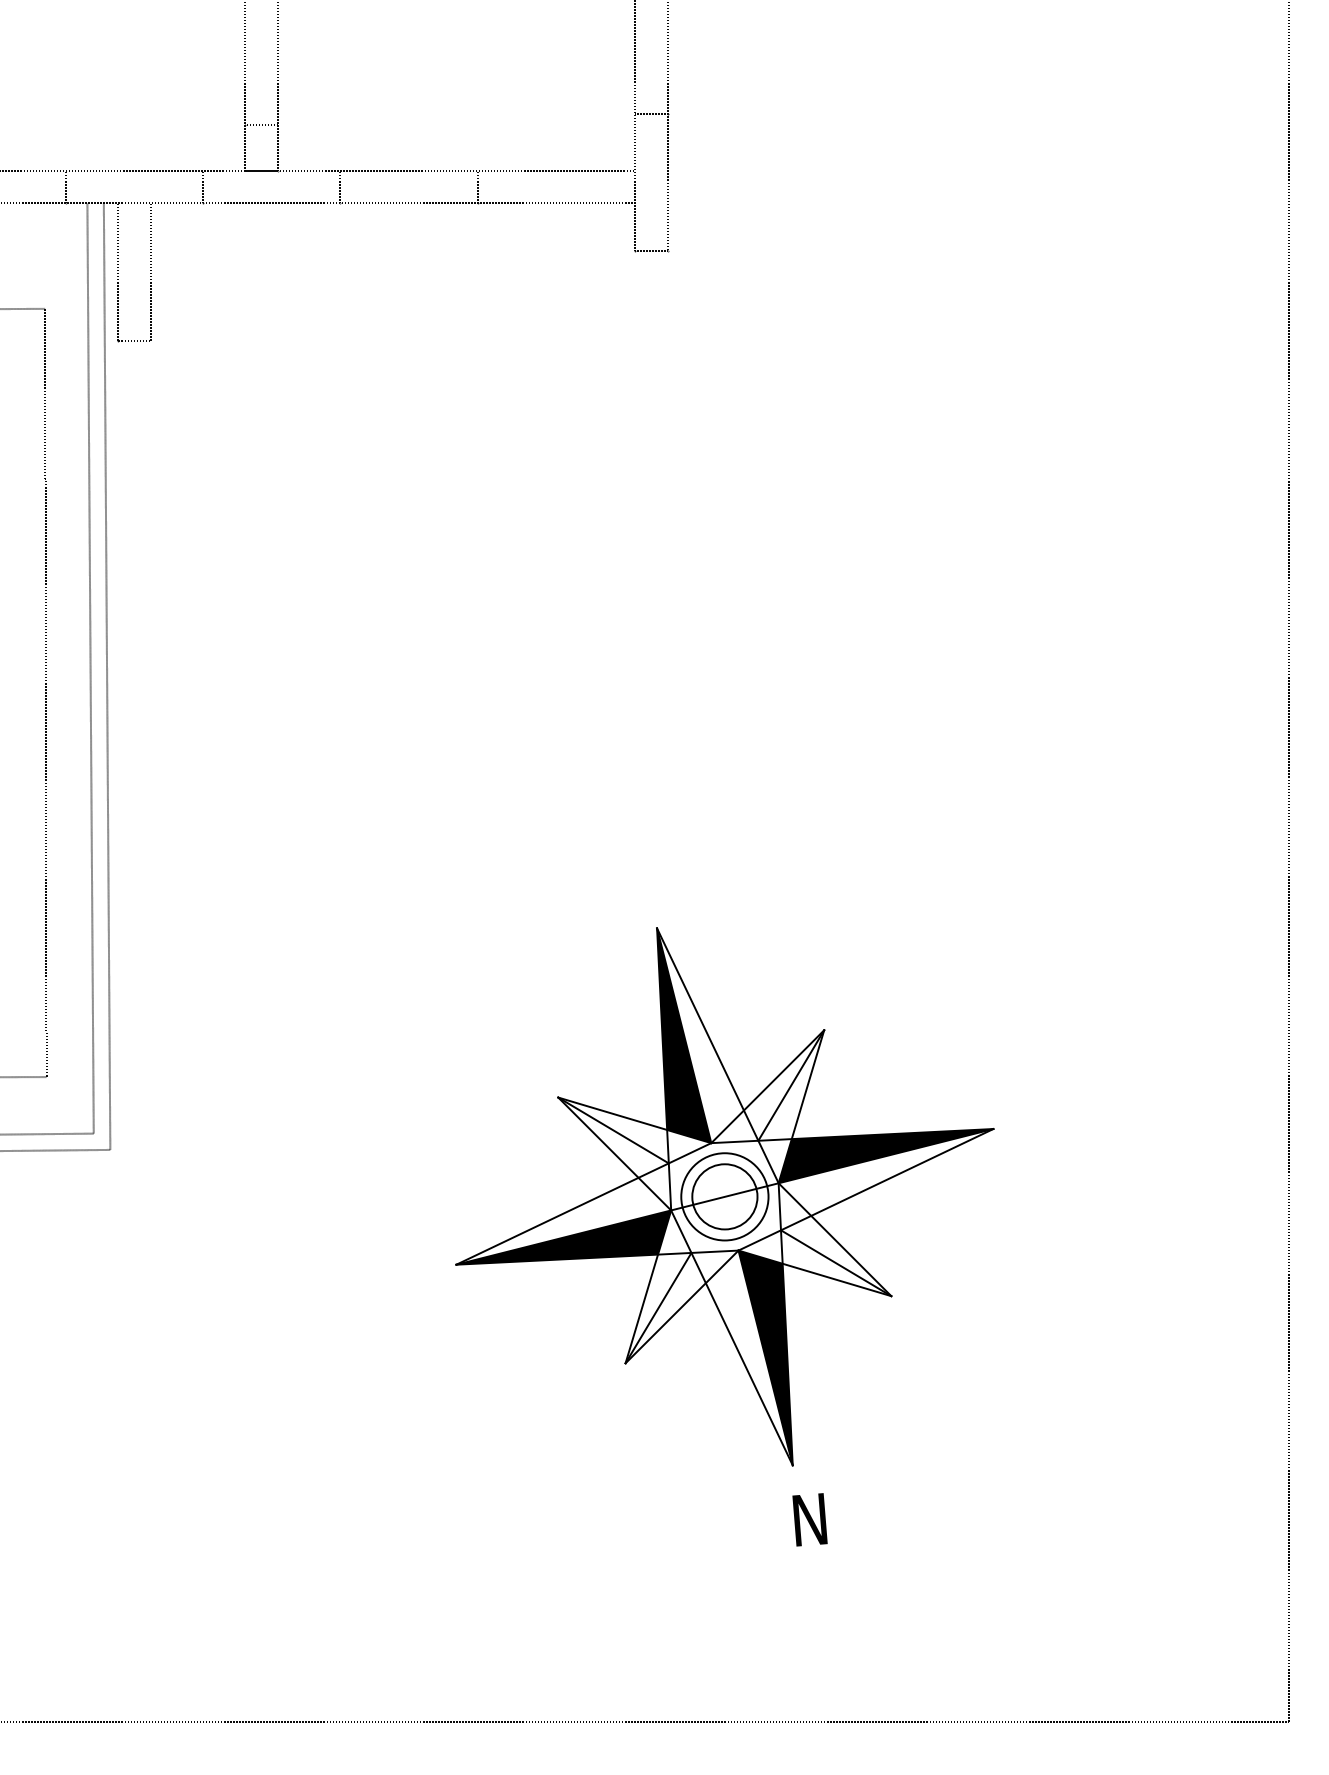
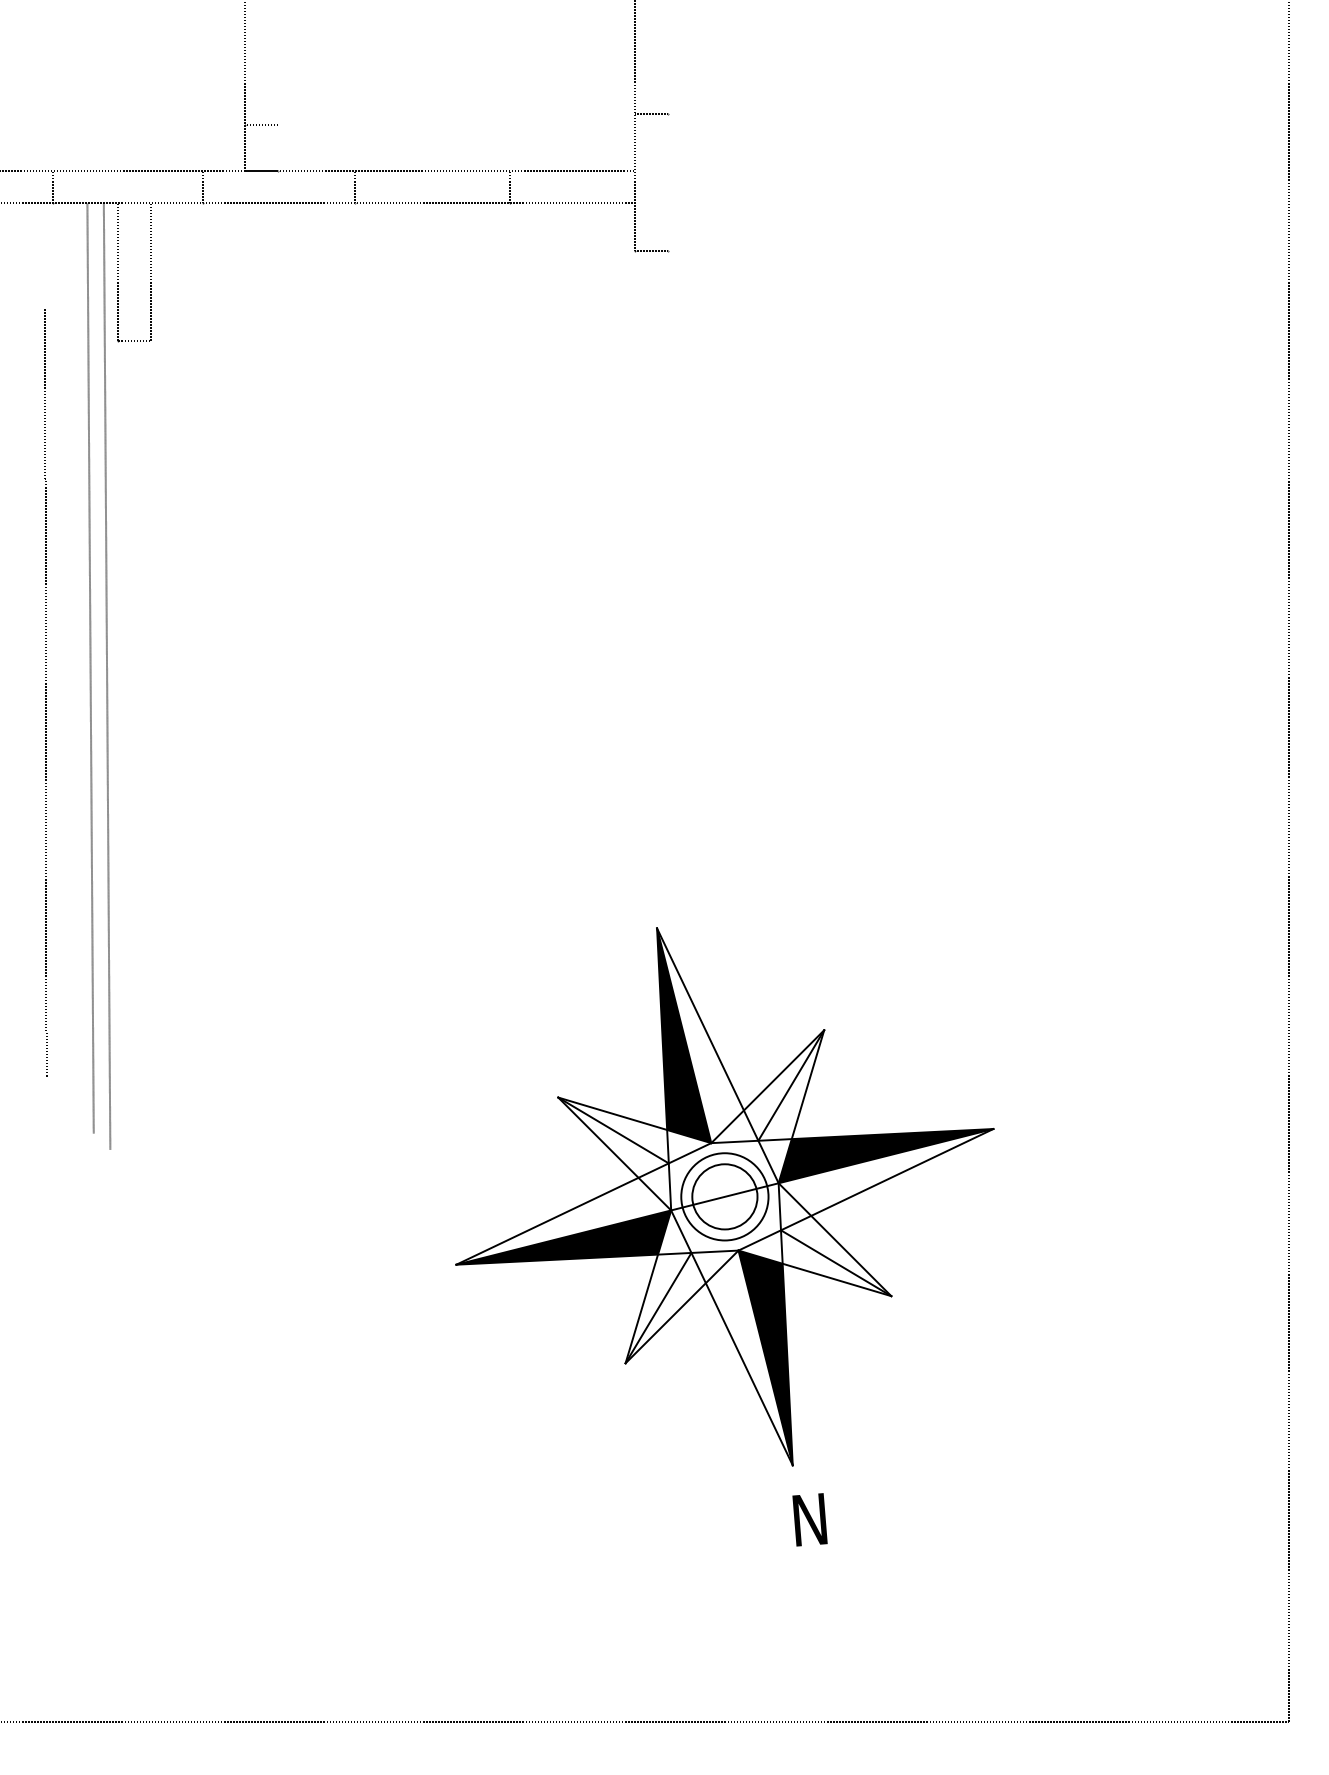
line: present -> none (277, 86)
line: present -> none (668, 126)
line position: (66, 186) -> (53, 186) (53, 186)
line position: (340, 186) -> (355, 186) (355, 186)
line position: (477, 186) -> (509, 186) (509, 186)
line: present -> none (23, 308)
line: present -> none (24, 1077)
line: present -> none (47, 1133)
line: present -> none (56, 1150)
